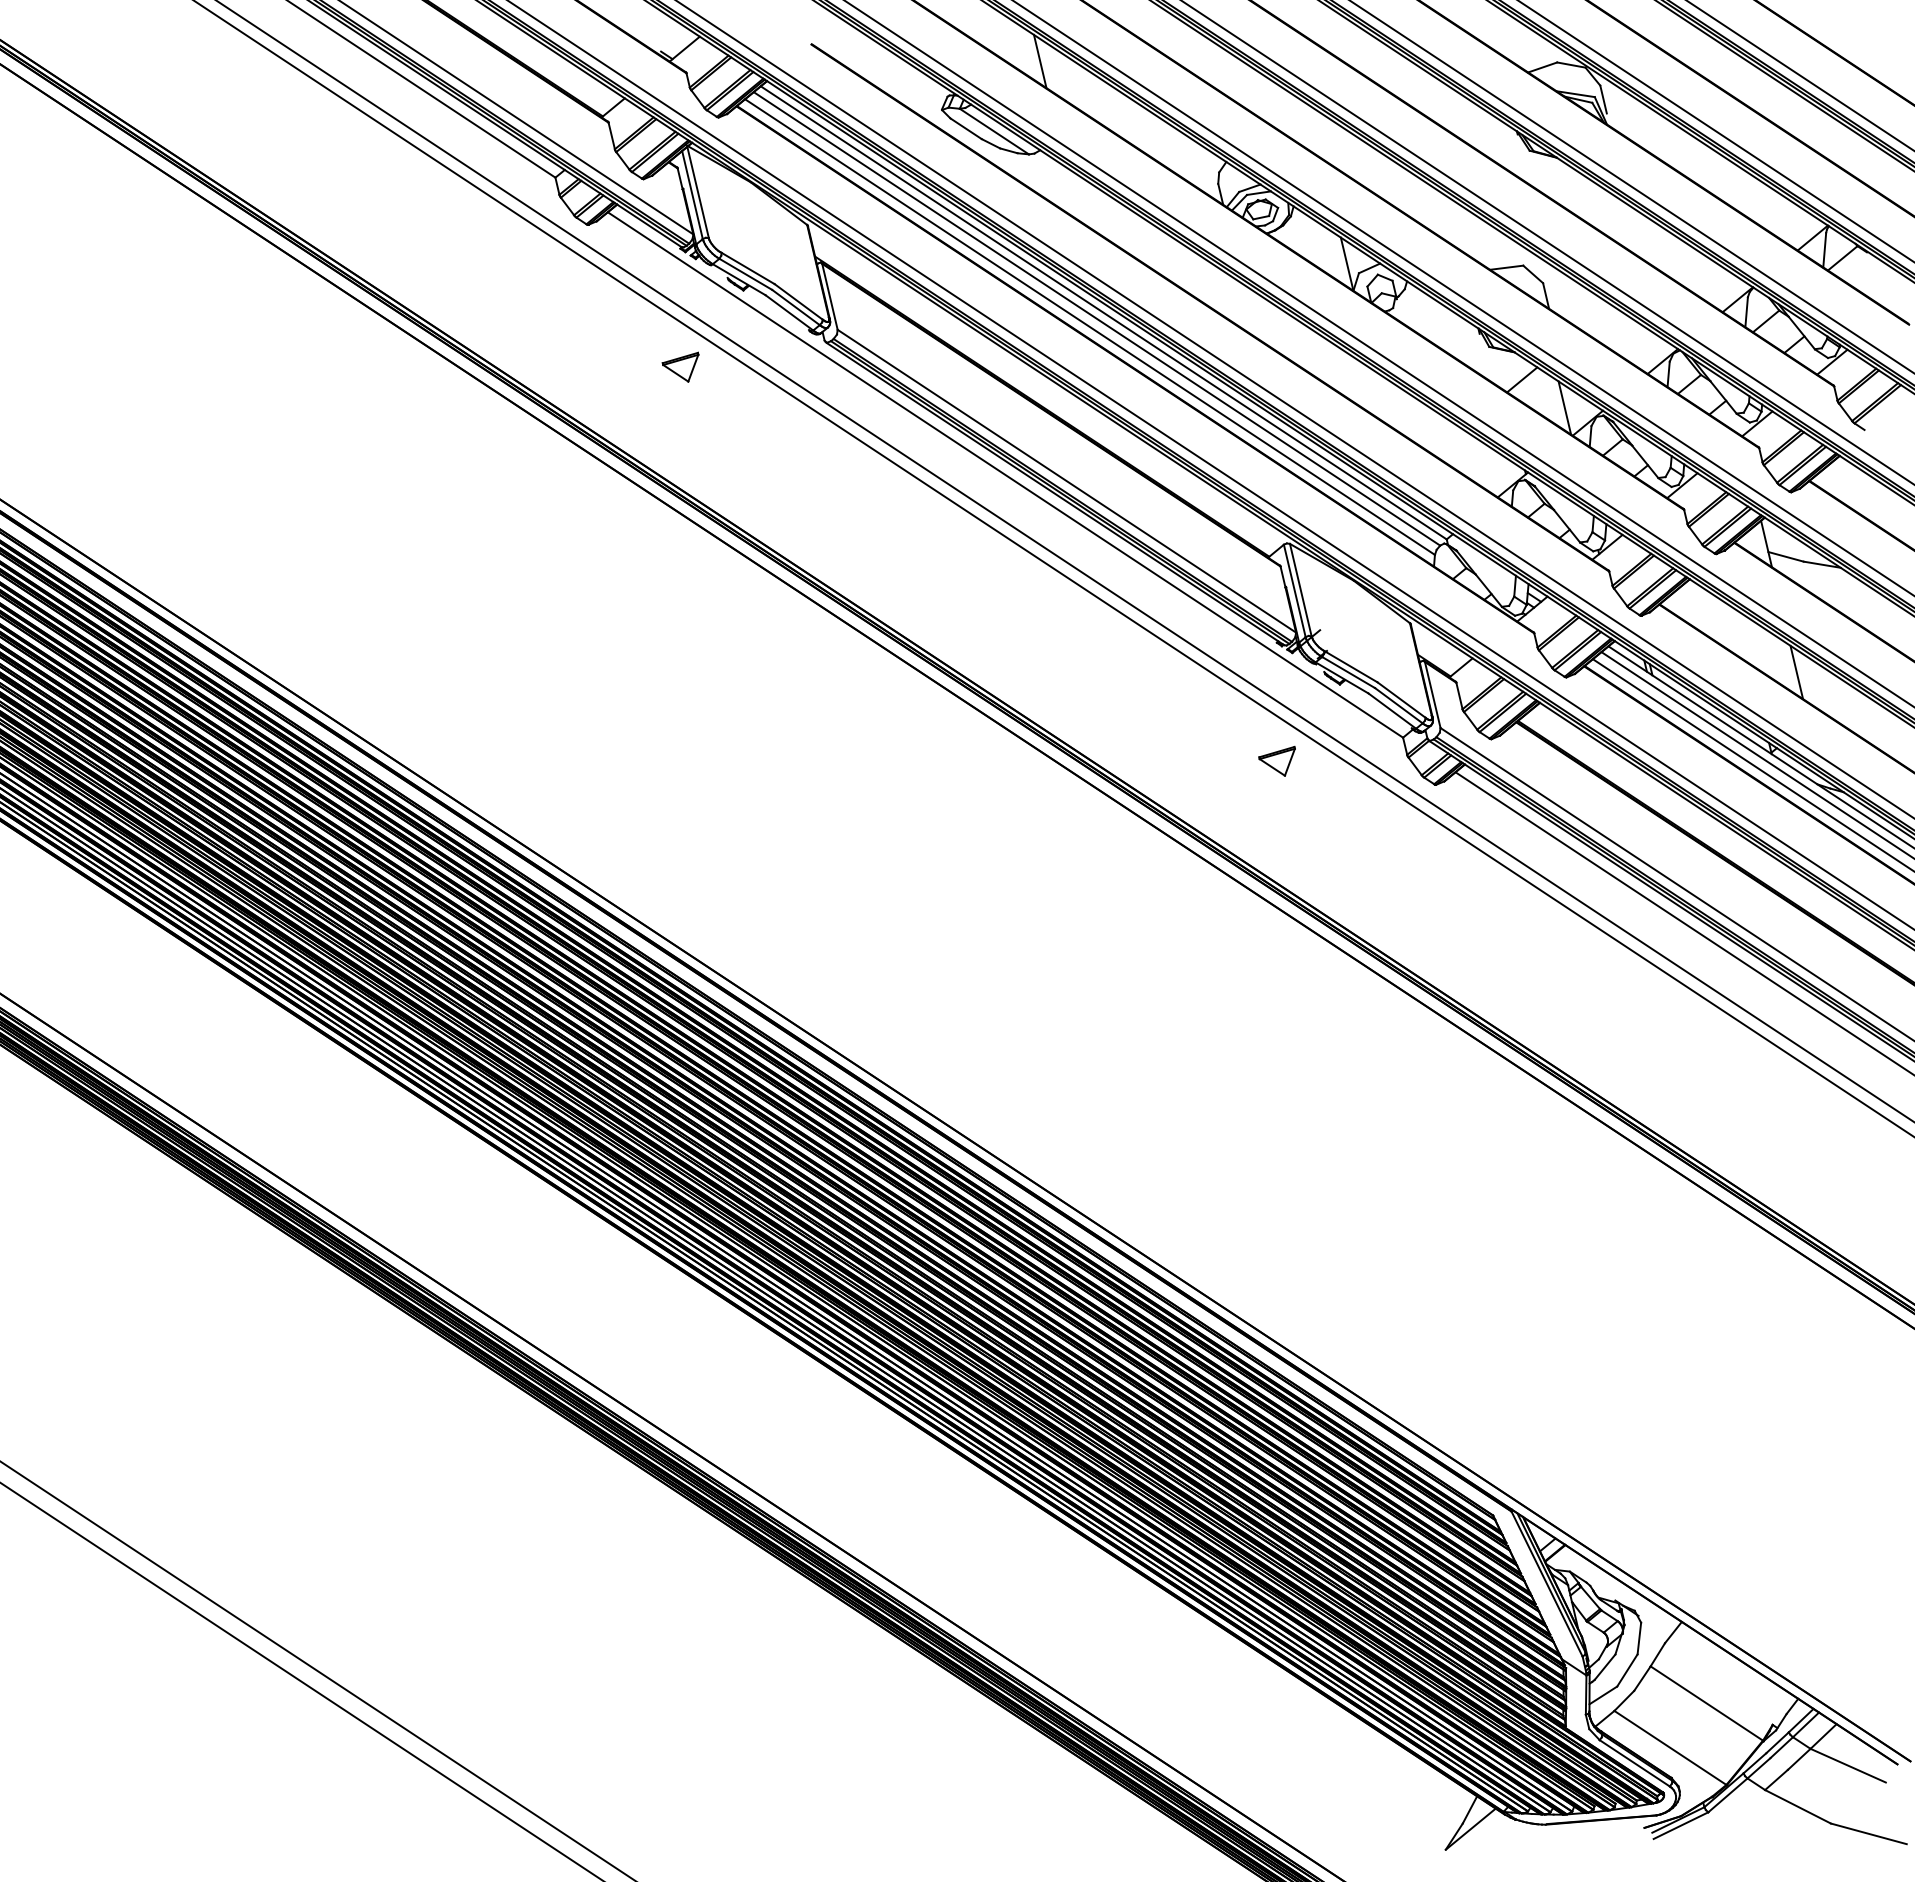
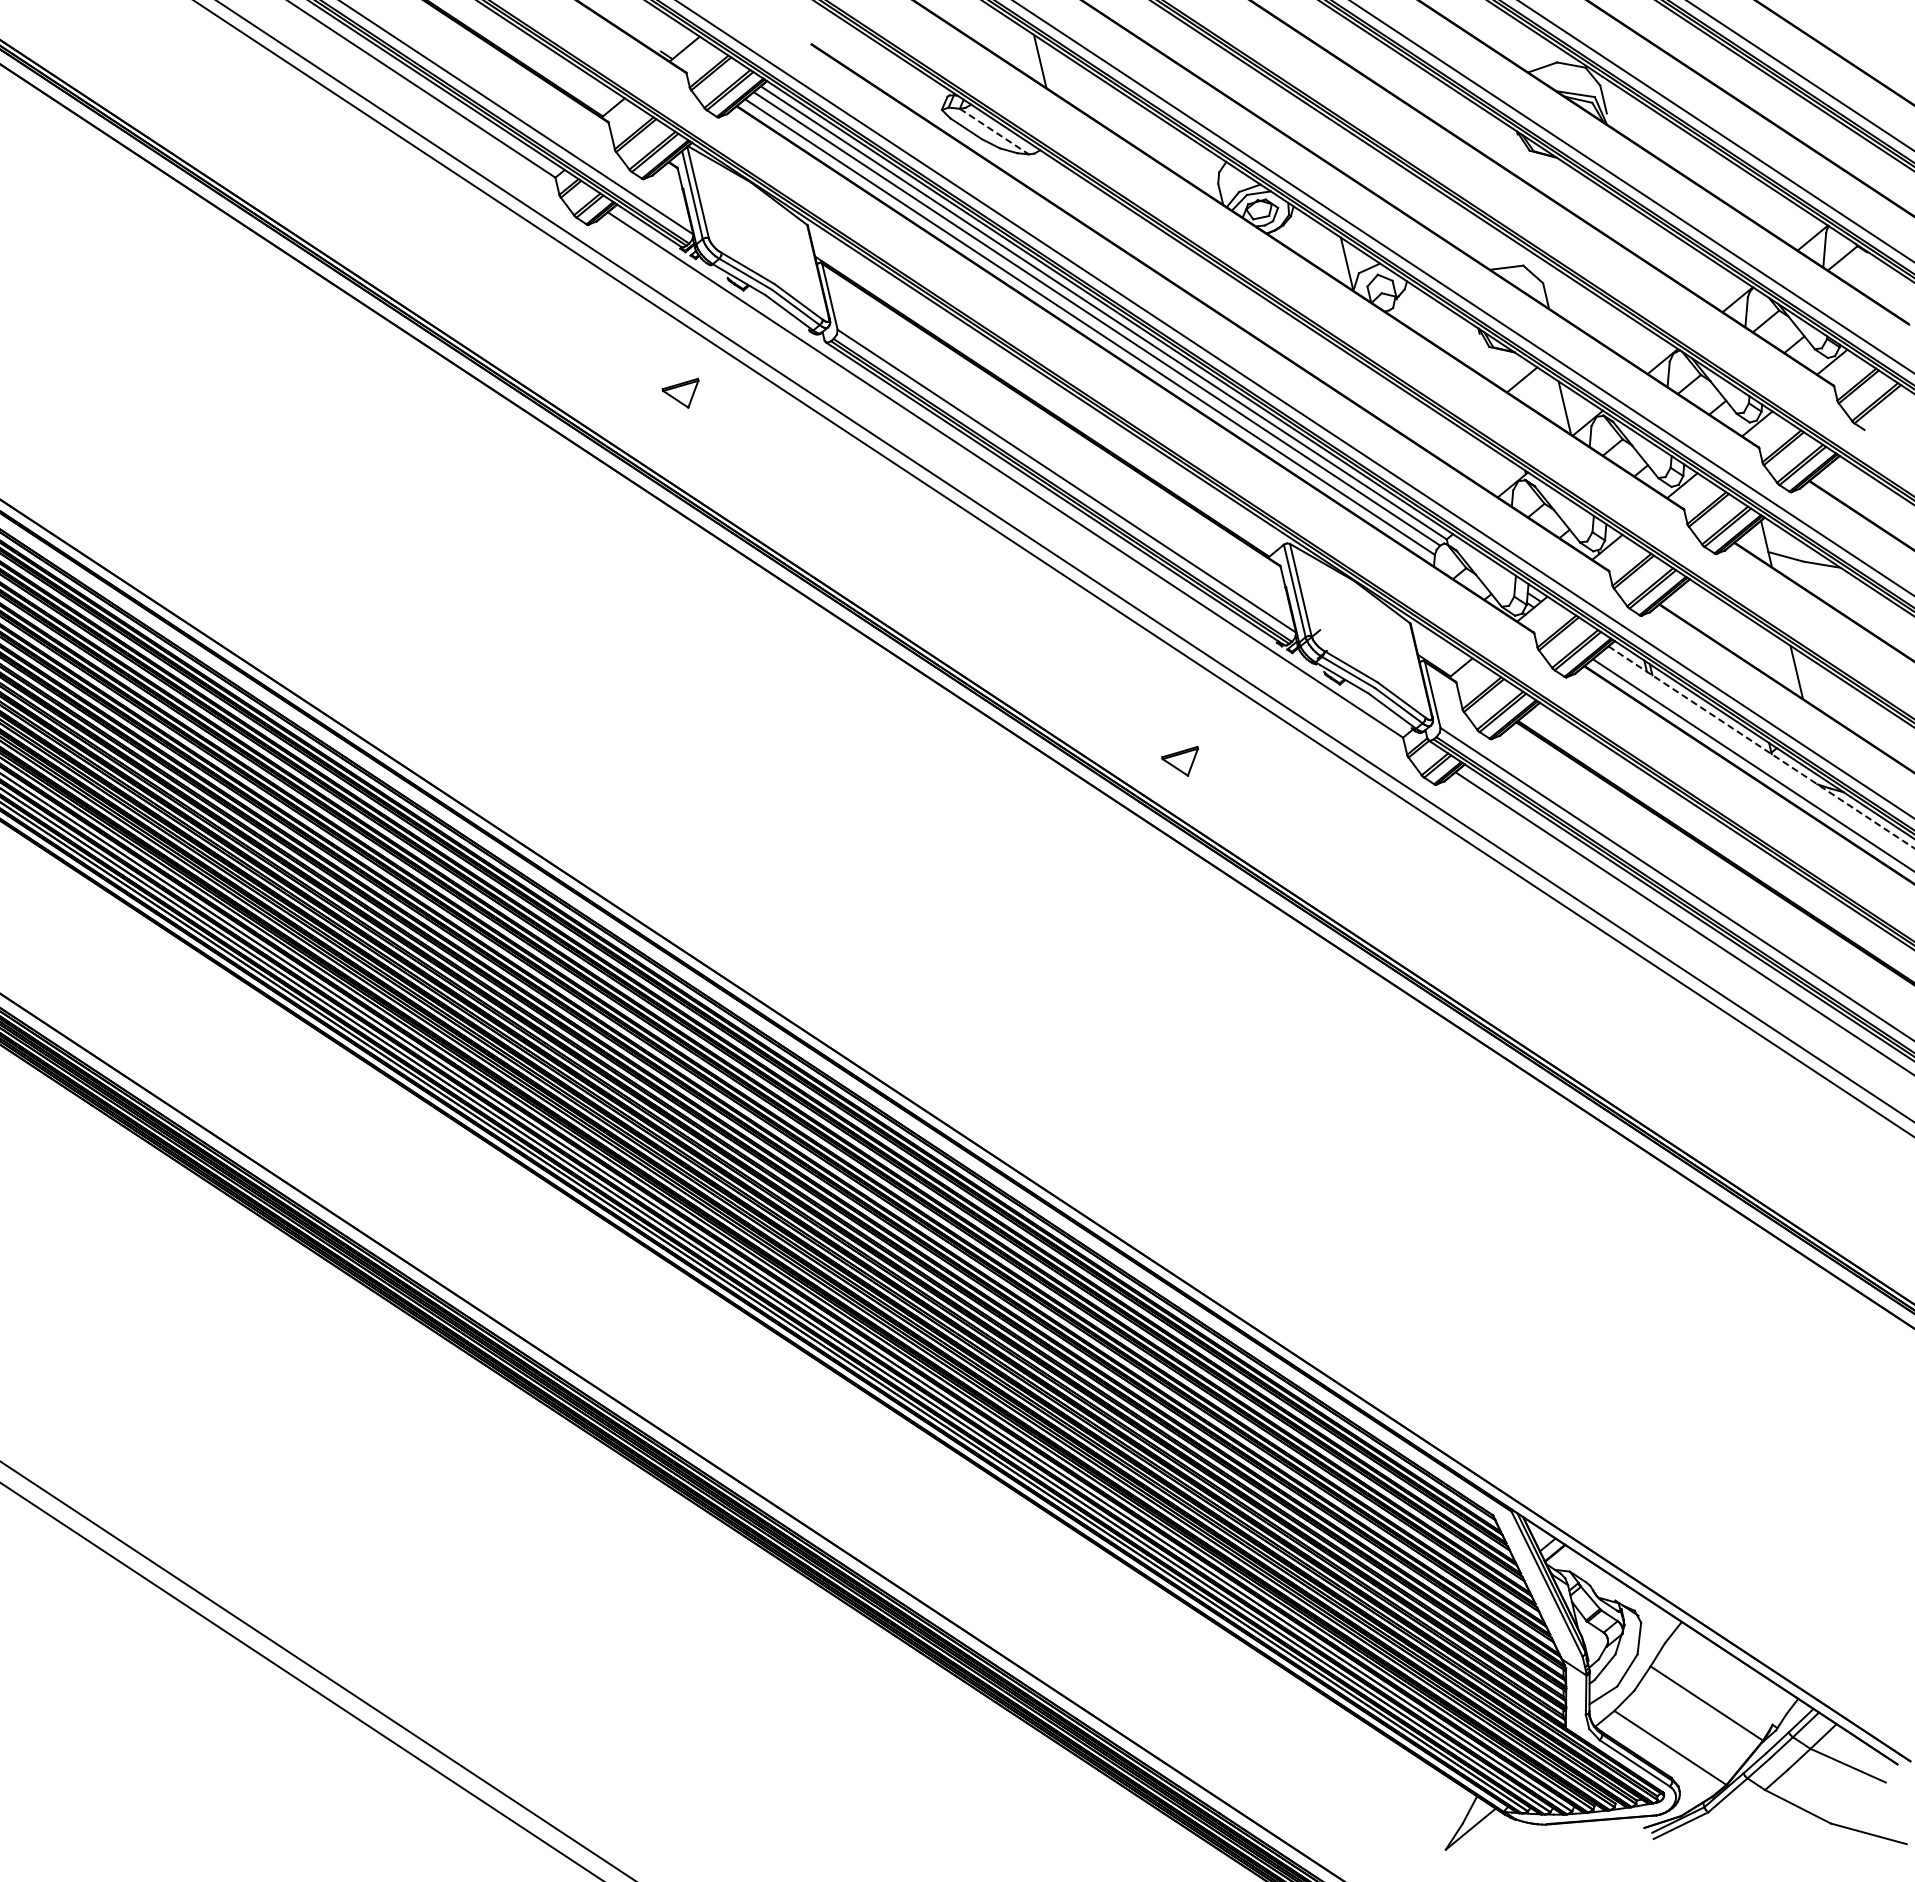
line: solid -> dashed (994, 131)
line: present -> none (1547, 242)
line: present -> none (1378, 353)
part position: (680, 366) -> (680, 392) (680, 392)
line: present -> none (1210, 464)
line: solid -> dashed (1761, 747)
line: present -> none (1756, 754)
part position: (1276, 760) -> (1179, 760) (1179, 760)
